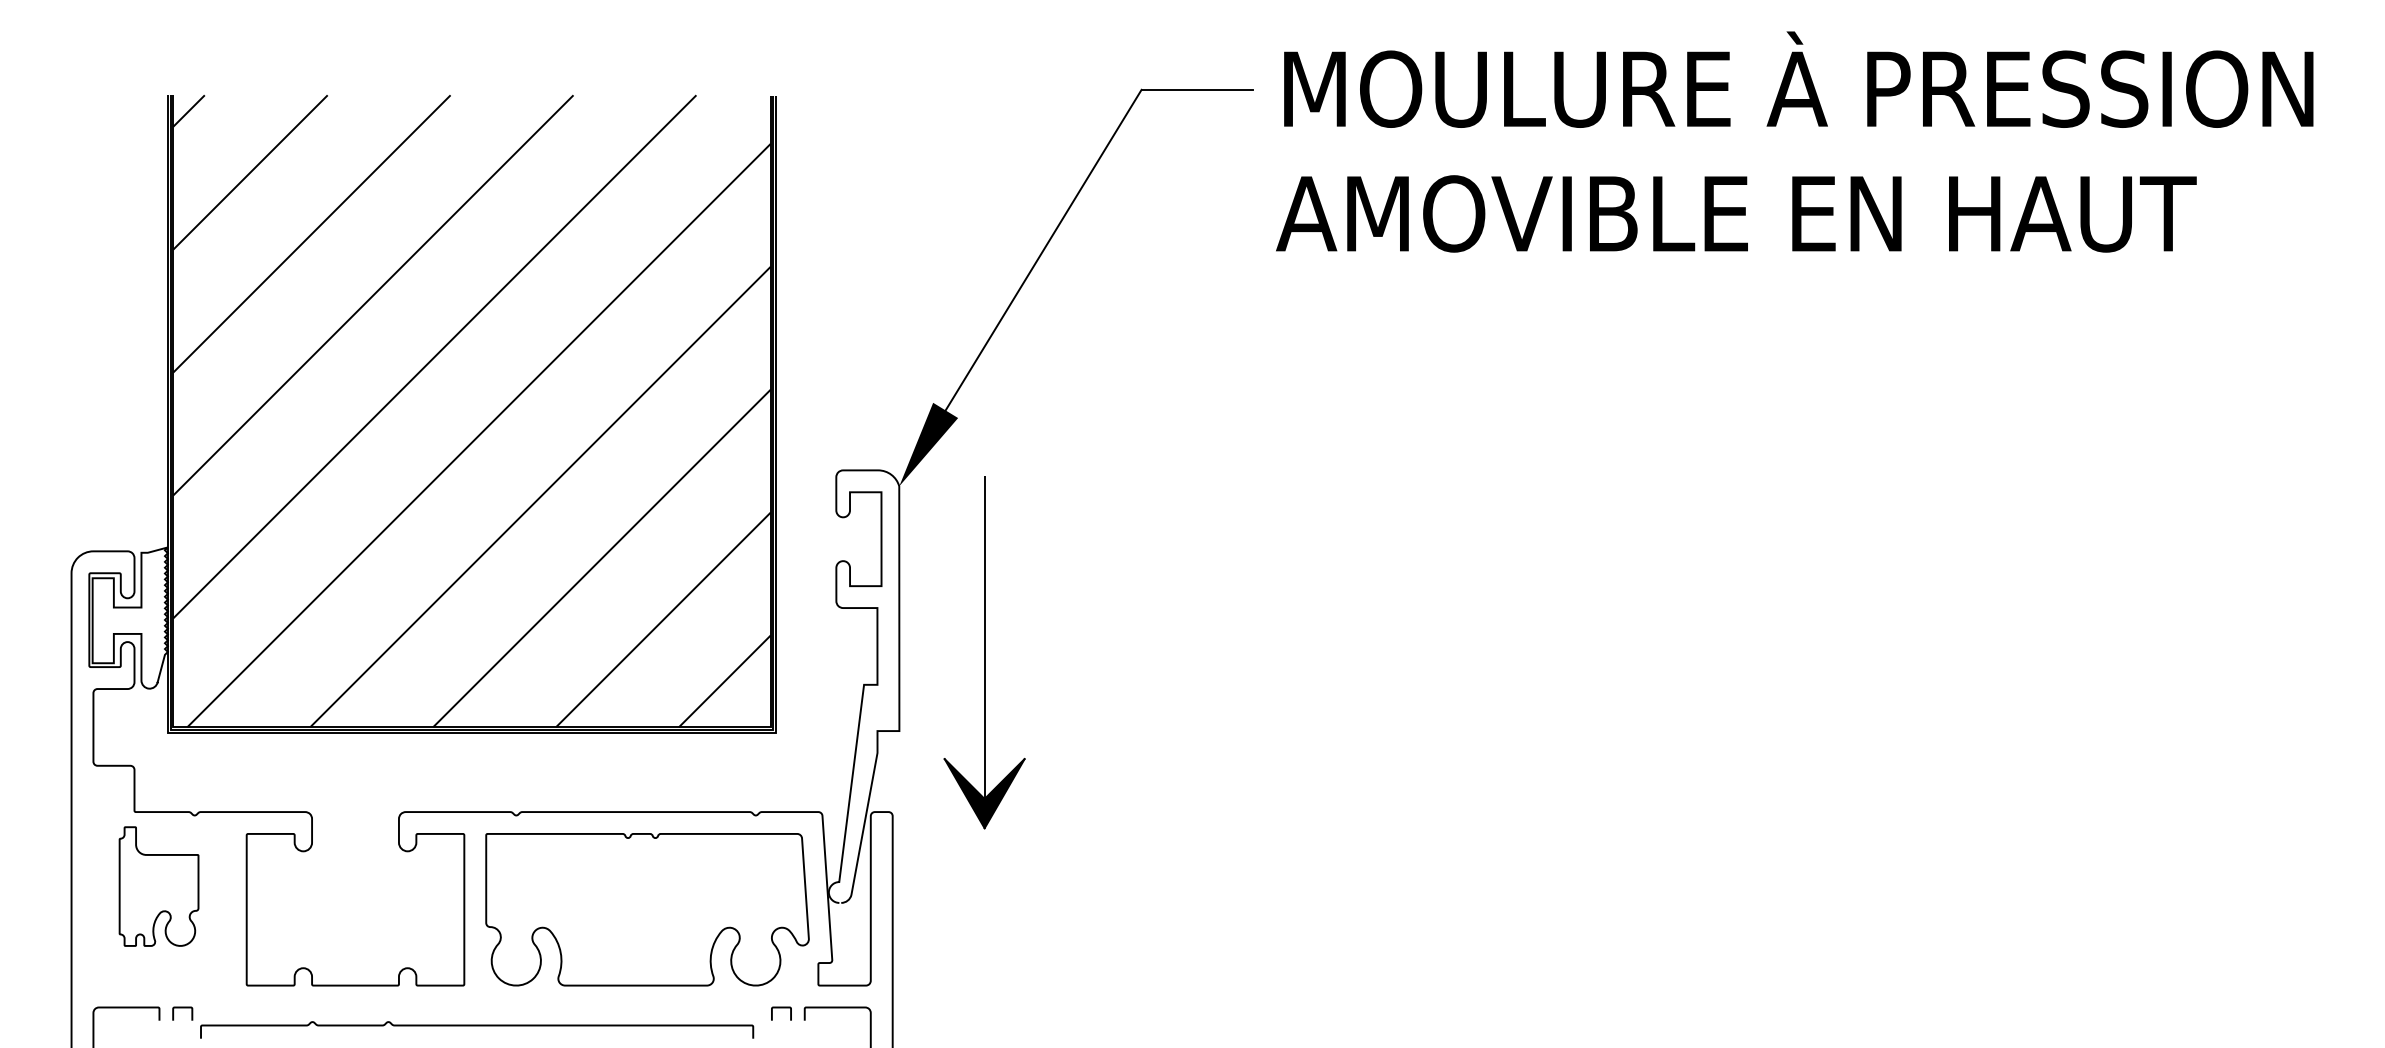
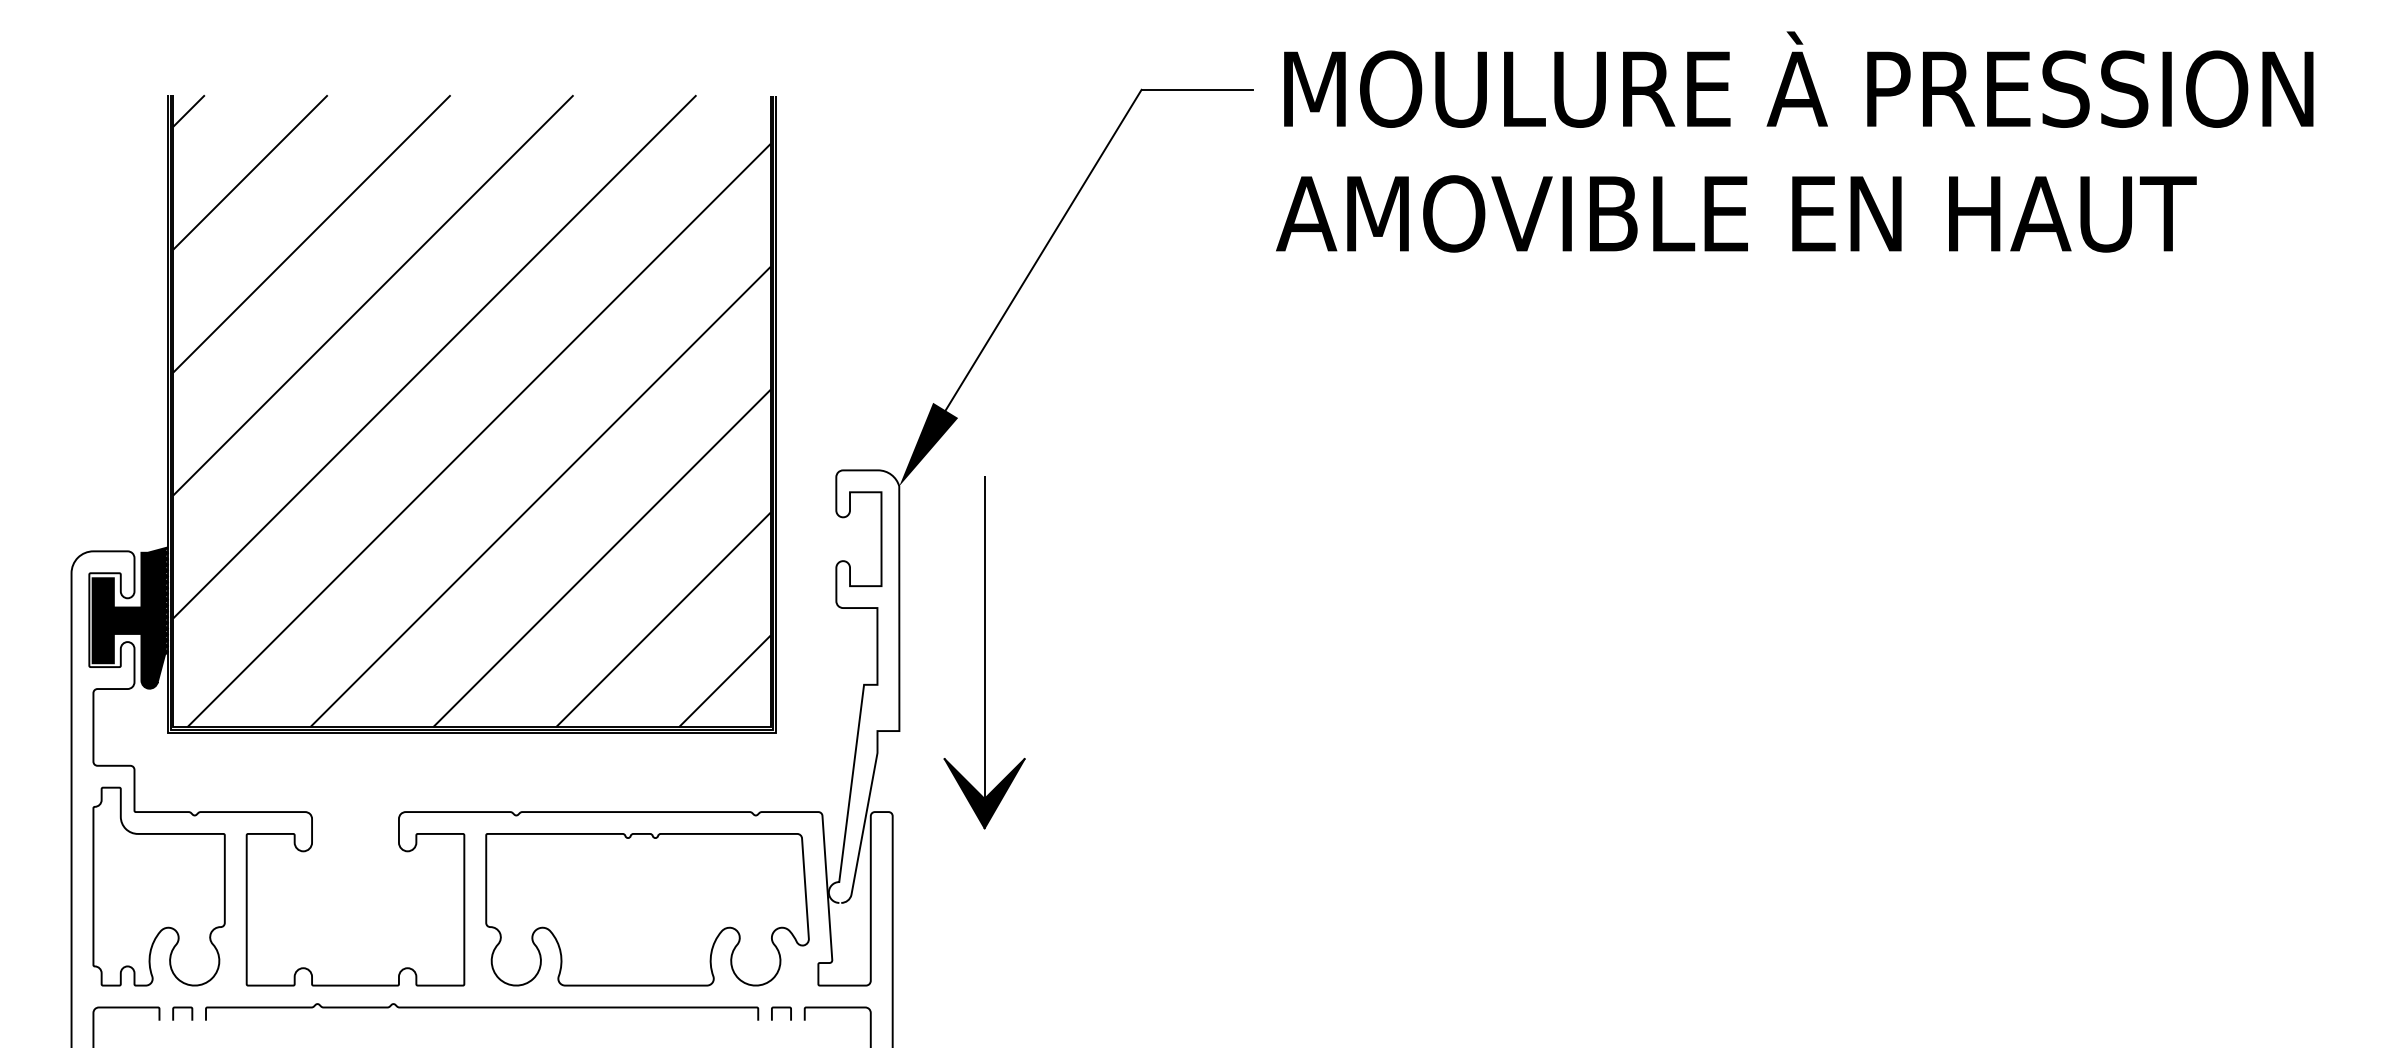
fill: none -> present (129, 617)
part size: 82x121 px -> 134x201 px (158, 886)
curve position: (477, 1026) -> (482, 1008) (482, 1008)
